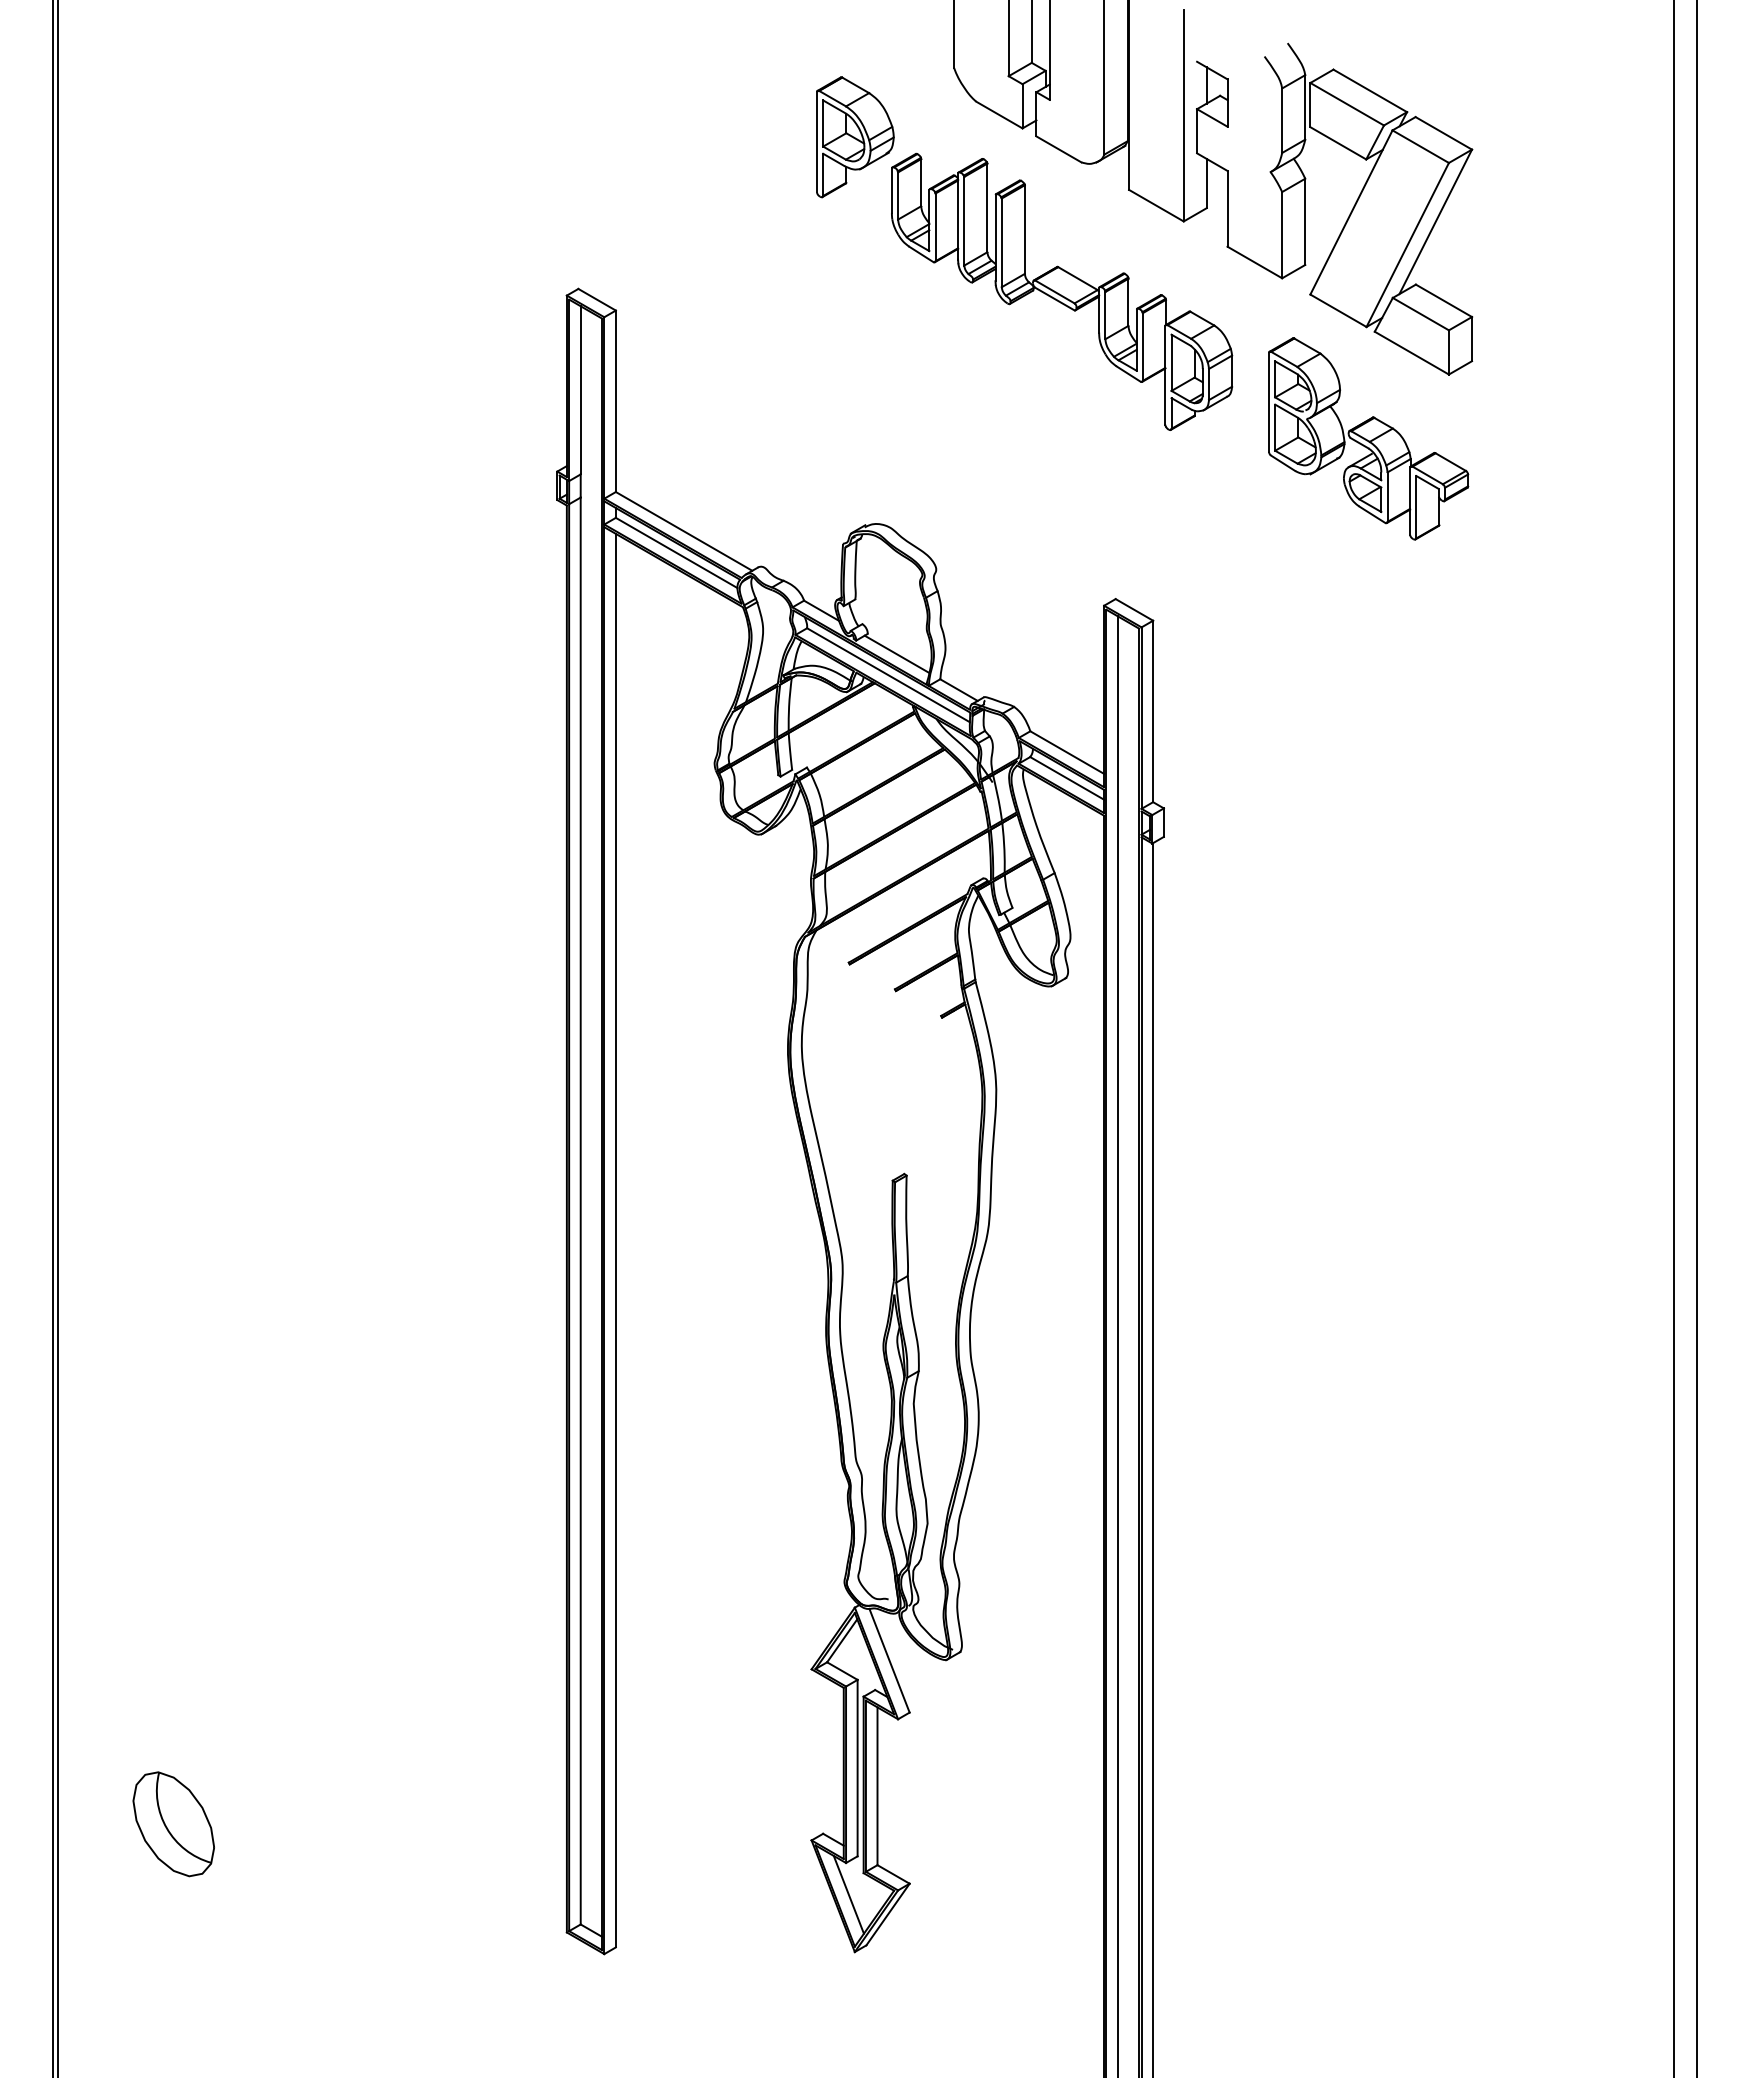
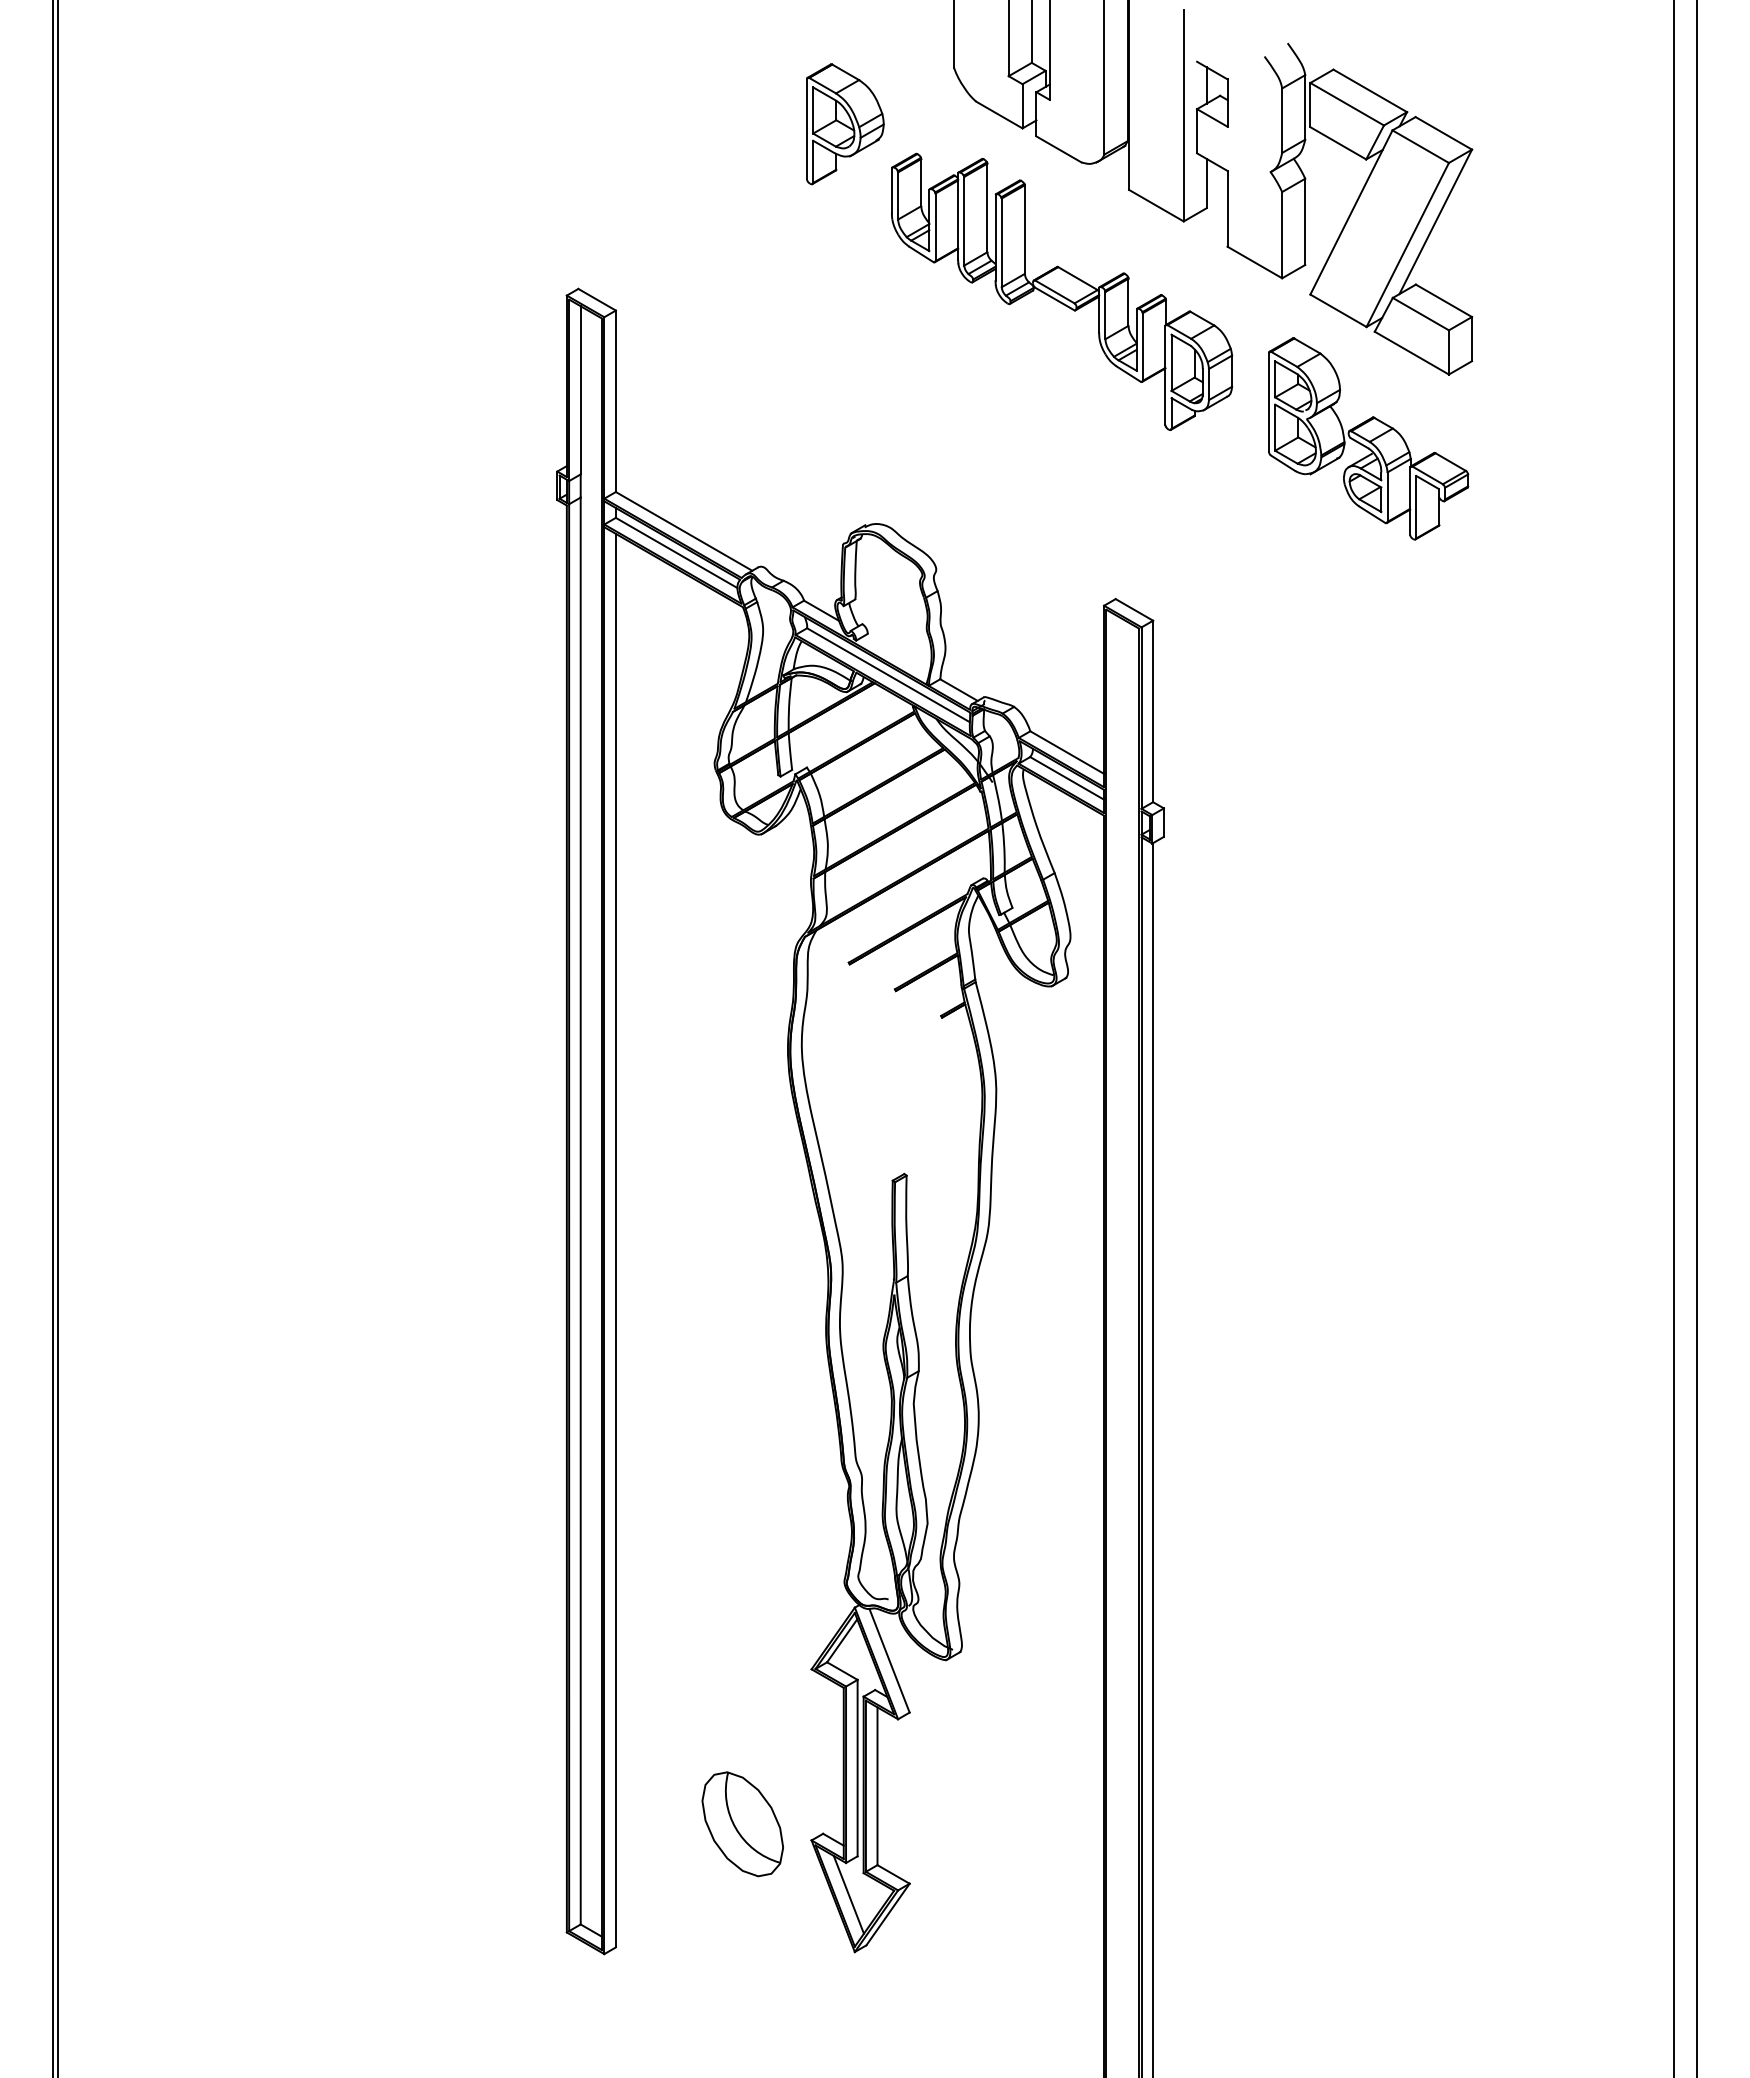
part position: (855, 137) -> (845, 124) (845, 124)
line: present -> none (896, 653)
line: present -> none (1117, 1345)
part position: (173, 1824) -> (742, 1824) (742, 1824)
